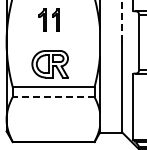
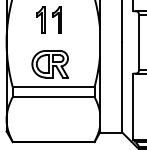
part size: 22x24 px -> 26x28 px (48, 19)
line: dashed -> solid (122, 21)
line: dashed -> solid (53, 97)
